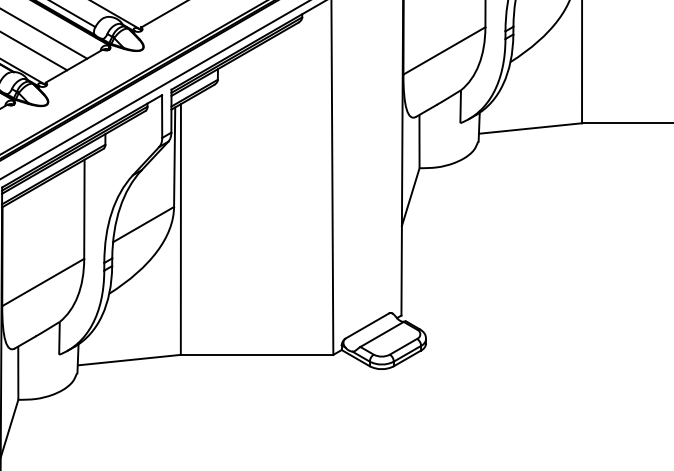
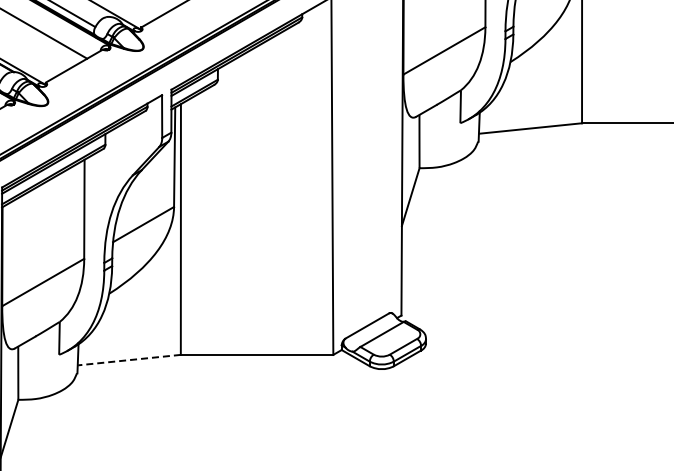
line: present -> none (34, 51)
line: present -> none (154, 89)
line: solid -> dashed (129, 360)
